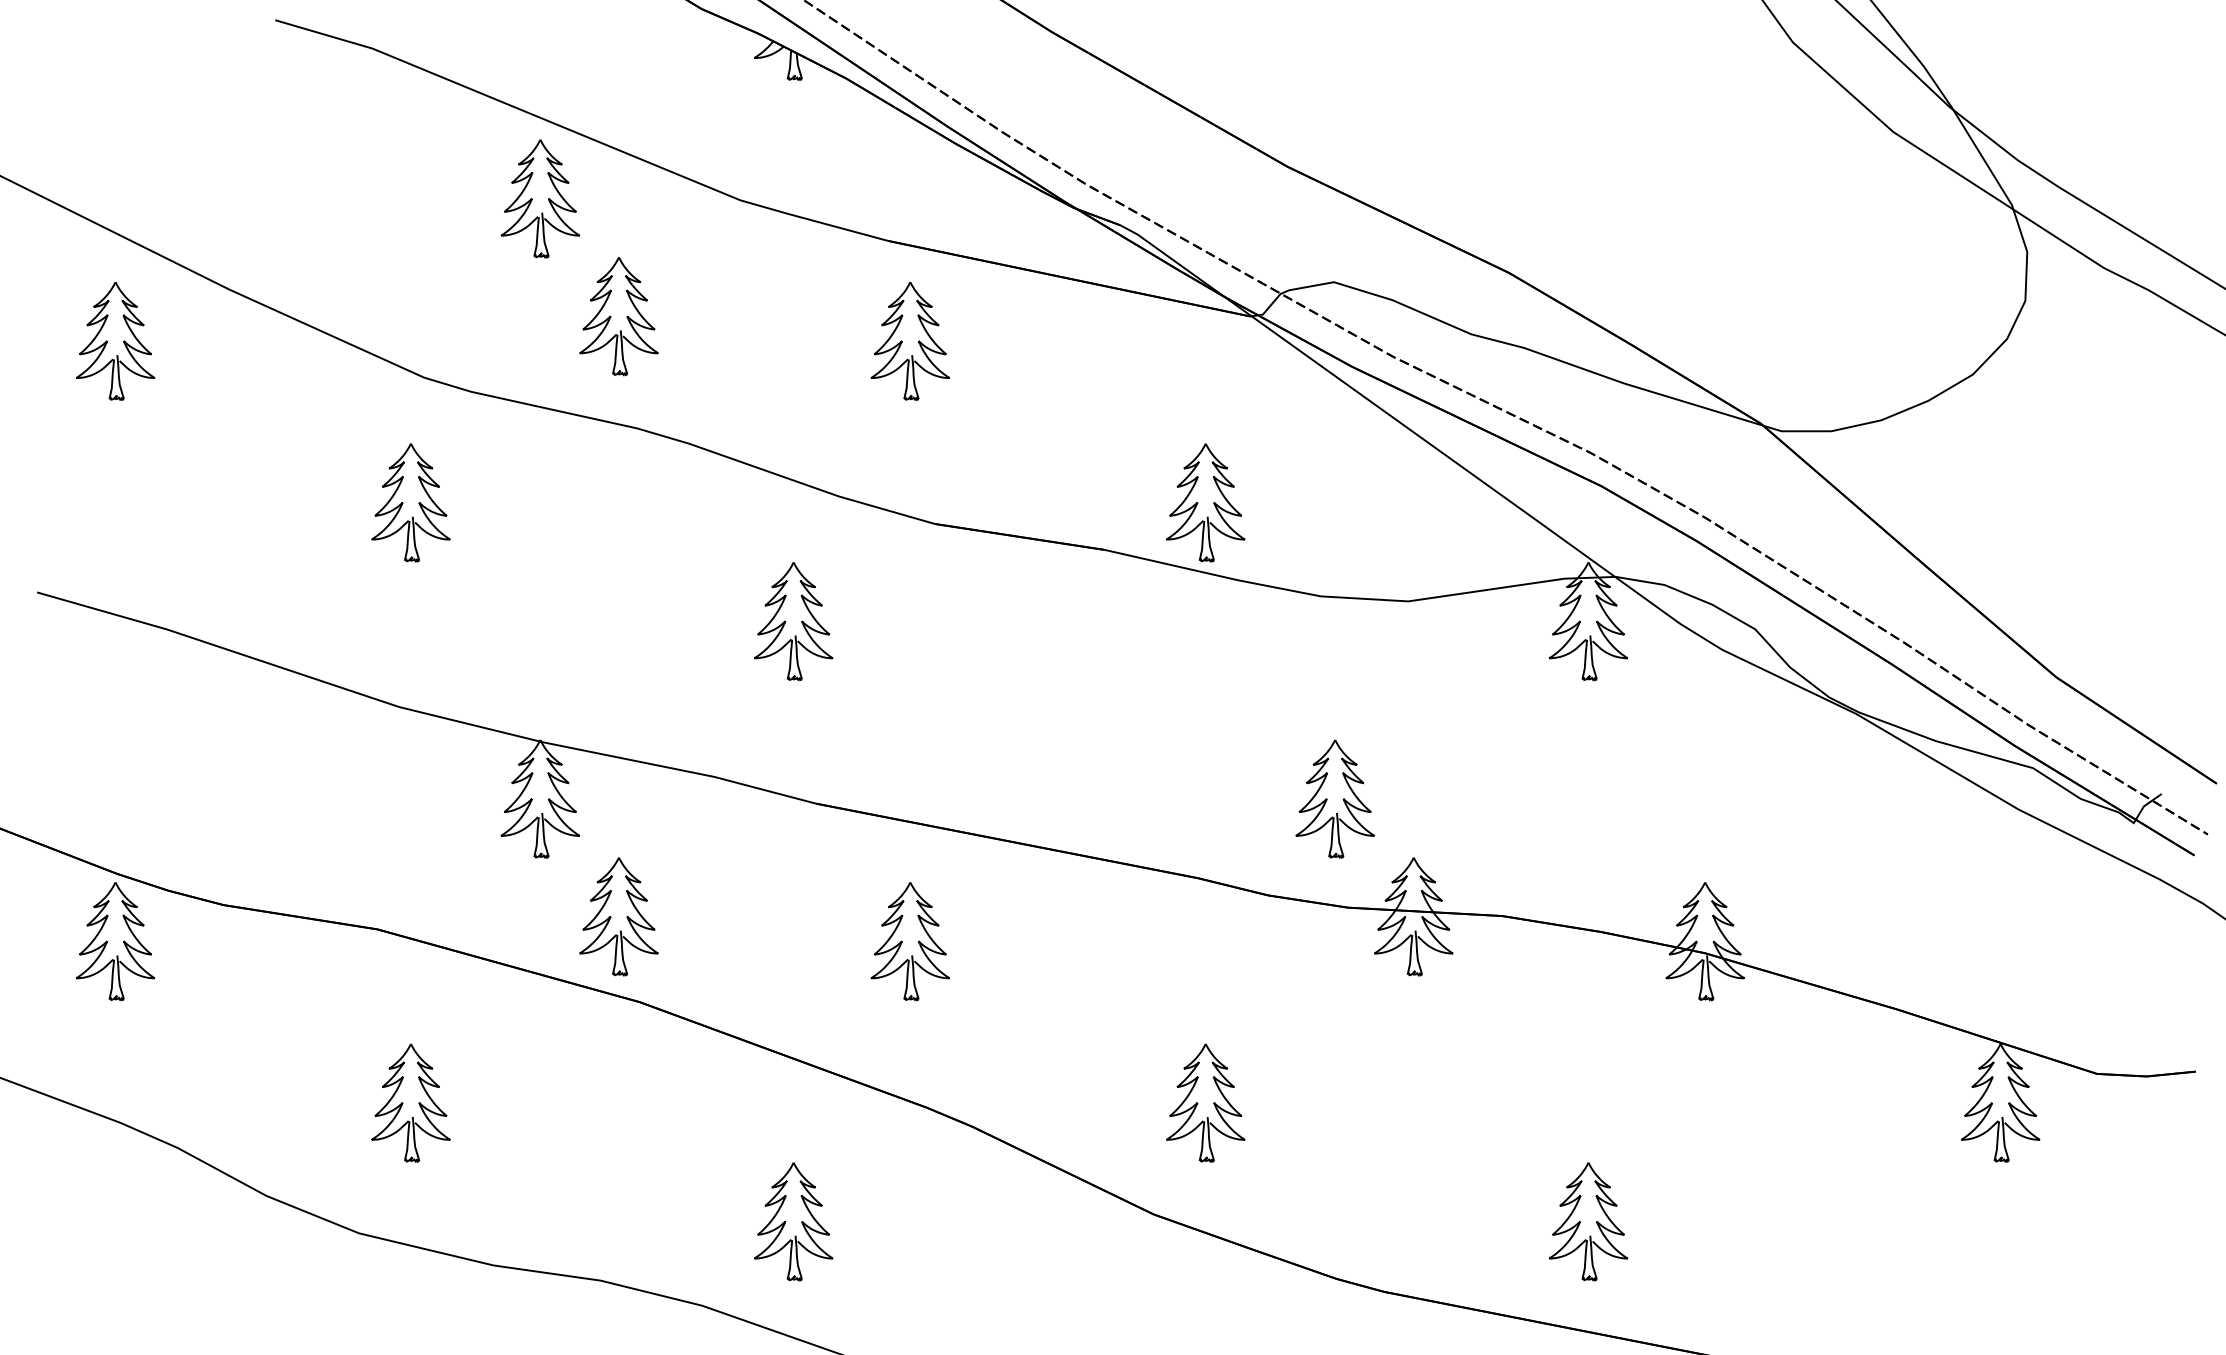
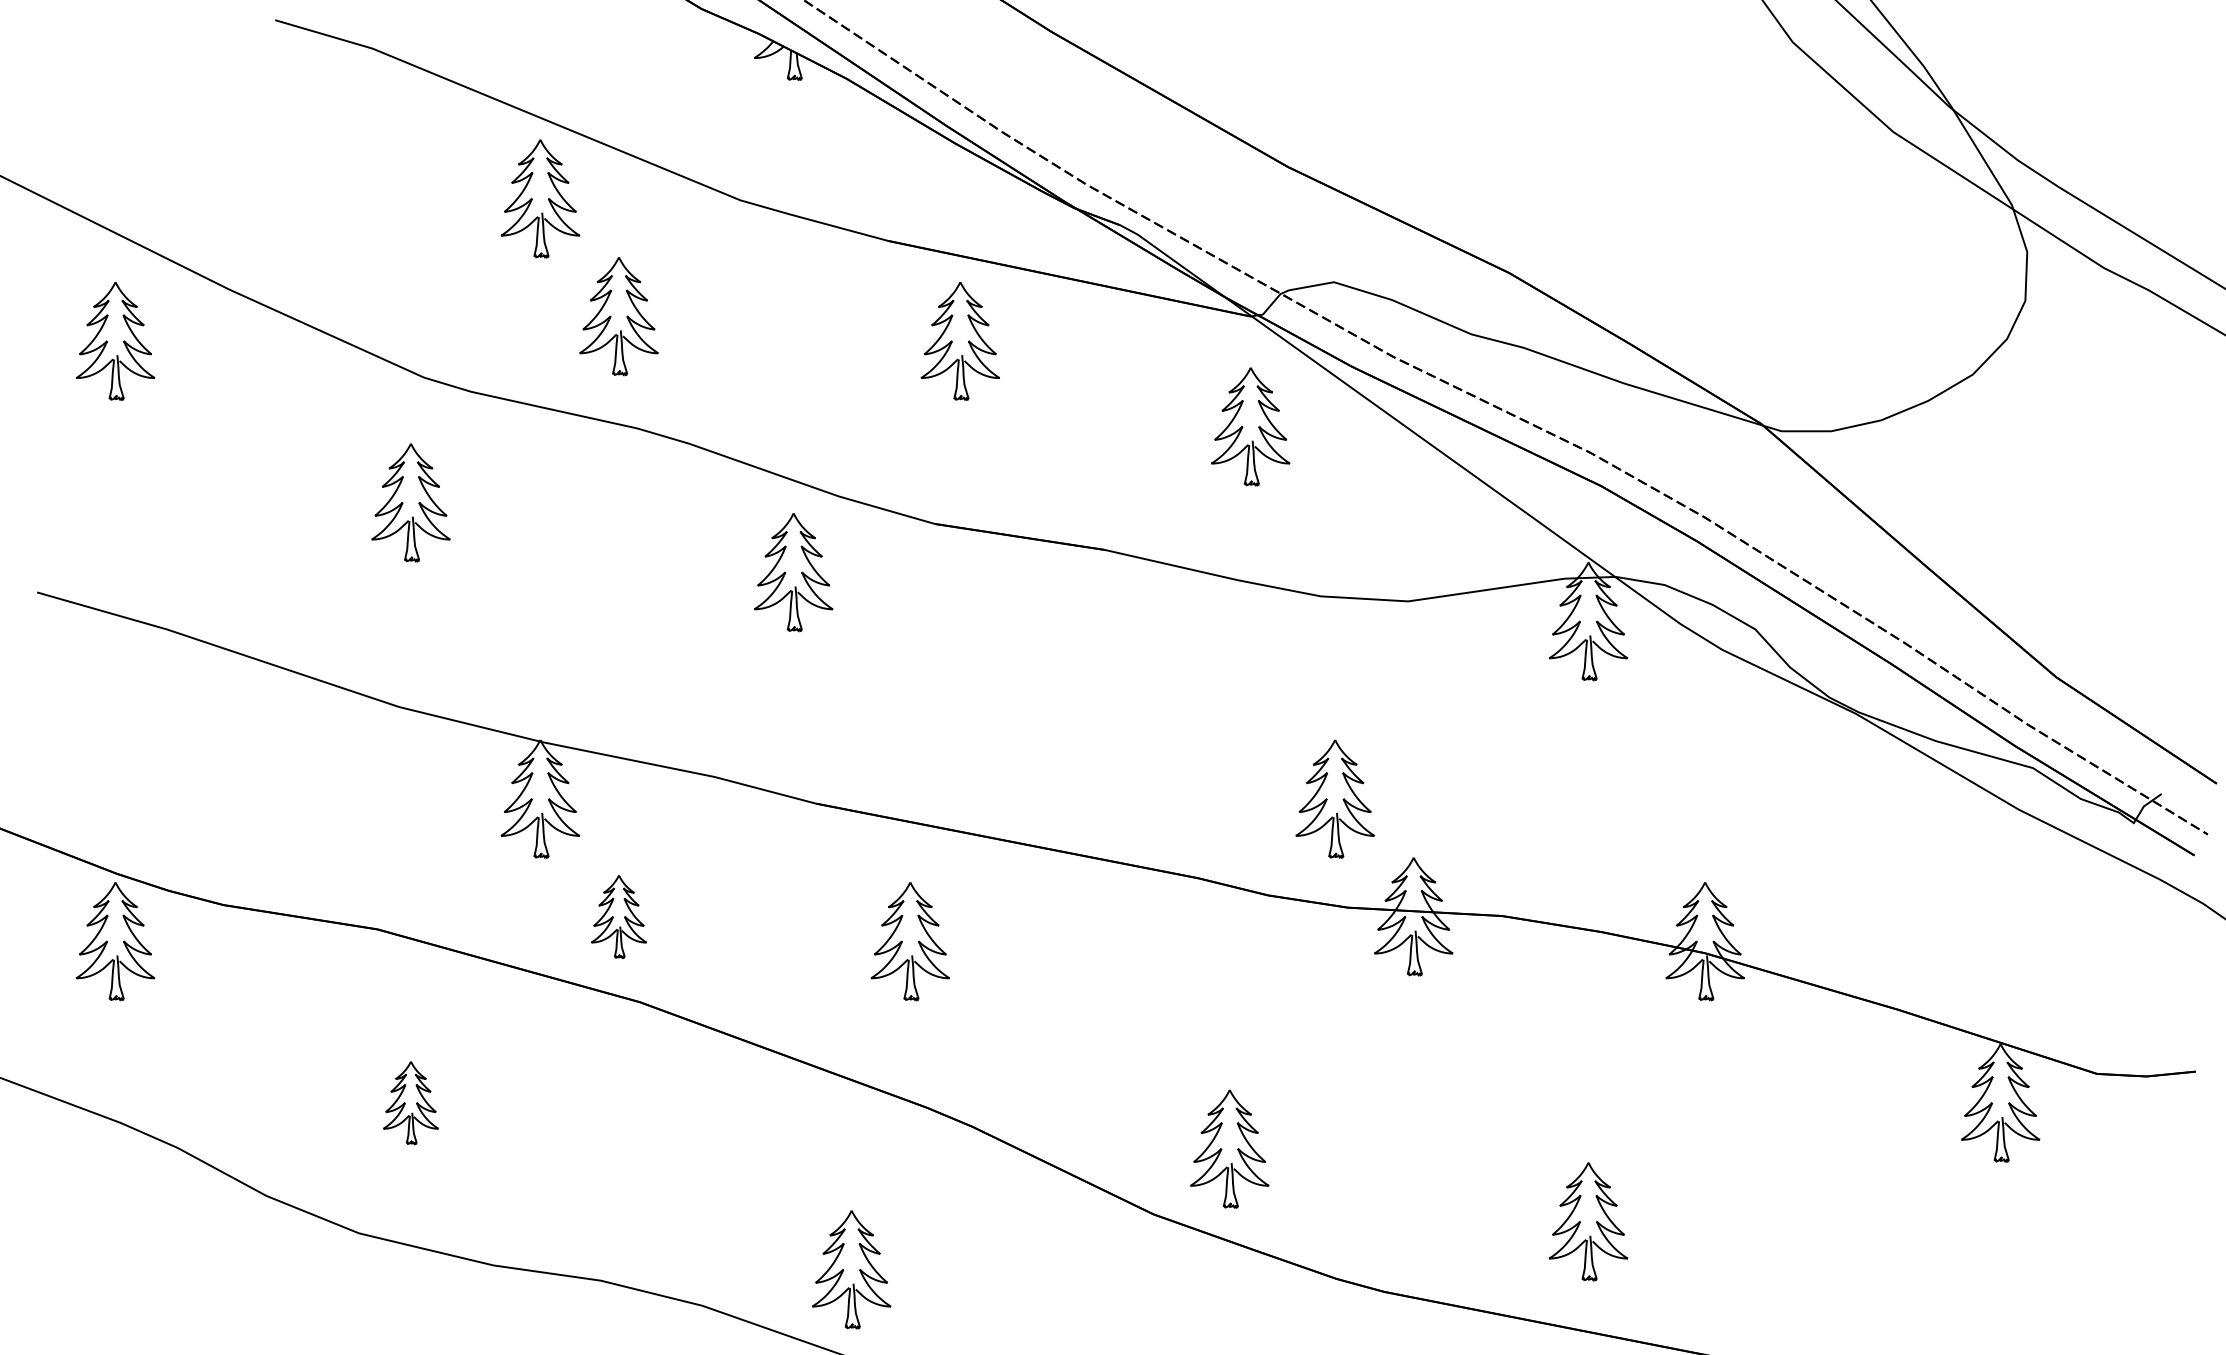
part position: (909, 341) -> (959, 341) (959, 341)
part position: (1205, 502) -> (1250, 426) (1250, 426)
part position: (793, 621) -> (793, 572) (793, 572)
part size: 80x120 px -> 56x84 px (618, 916)
part size: 80x120 px -> 56x85 px (410, 1103)
part position: (1205, 1102) -> (1229, 1148) (1229, 1148)
part position: (793, 1221) -> (851, 1269) (851, 1269)
